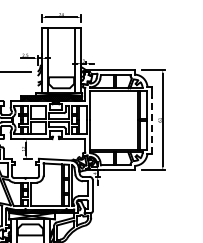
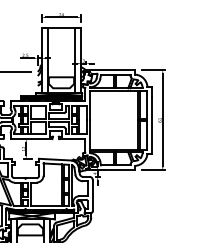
line: dashed -> solid (151, 125)
